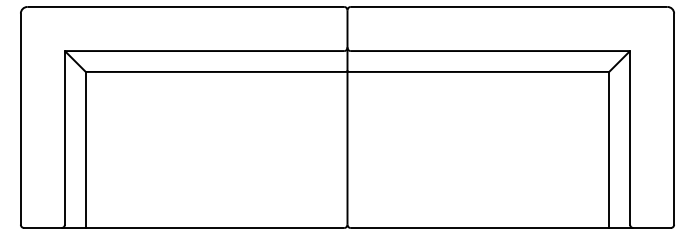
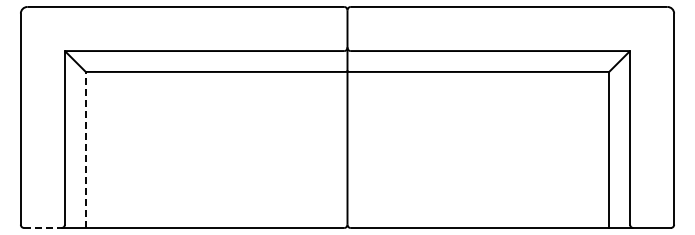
line: solid -> dashed (85, 149)
line: solid -> dashed (42, 228)
